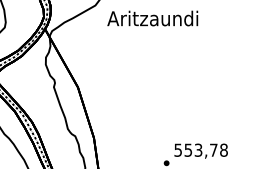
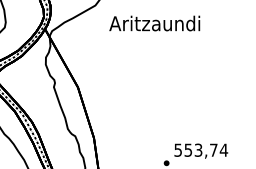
text position: (152, 18) -> (154, 23) (154, 23)
text: 553,78 -> 553,74 (223, 149)
